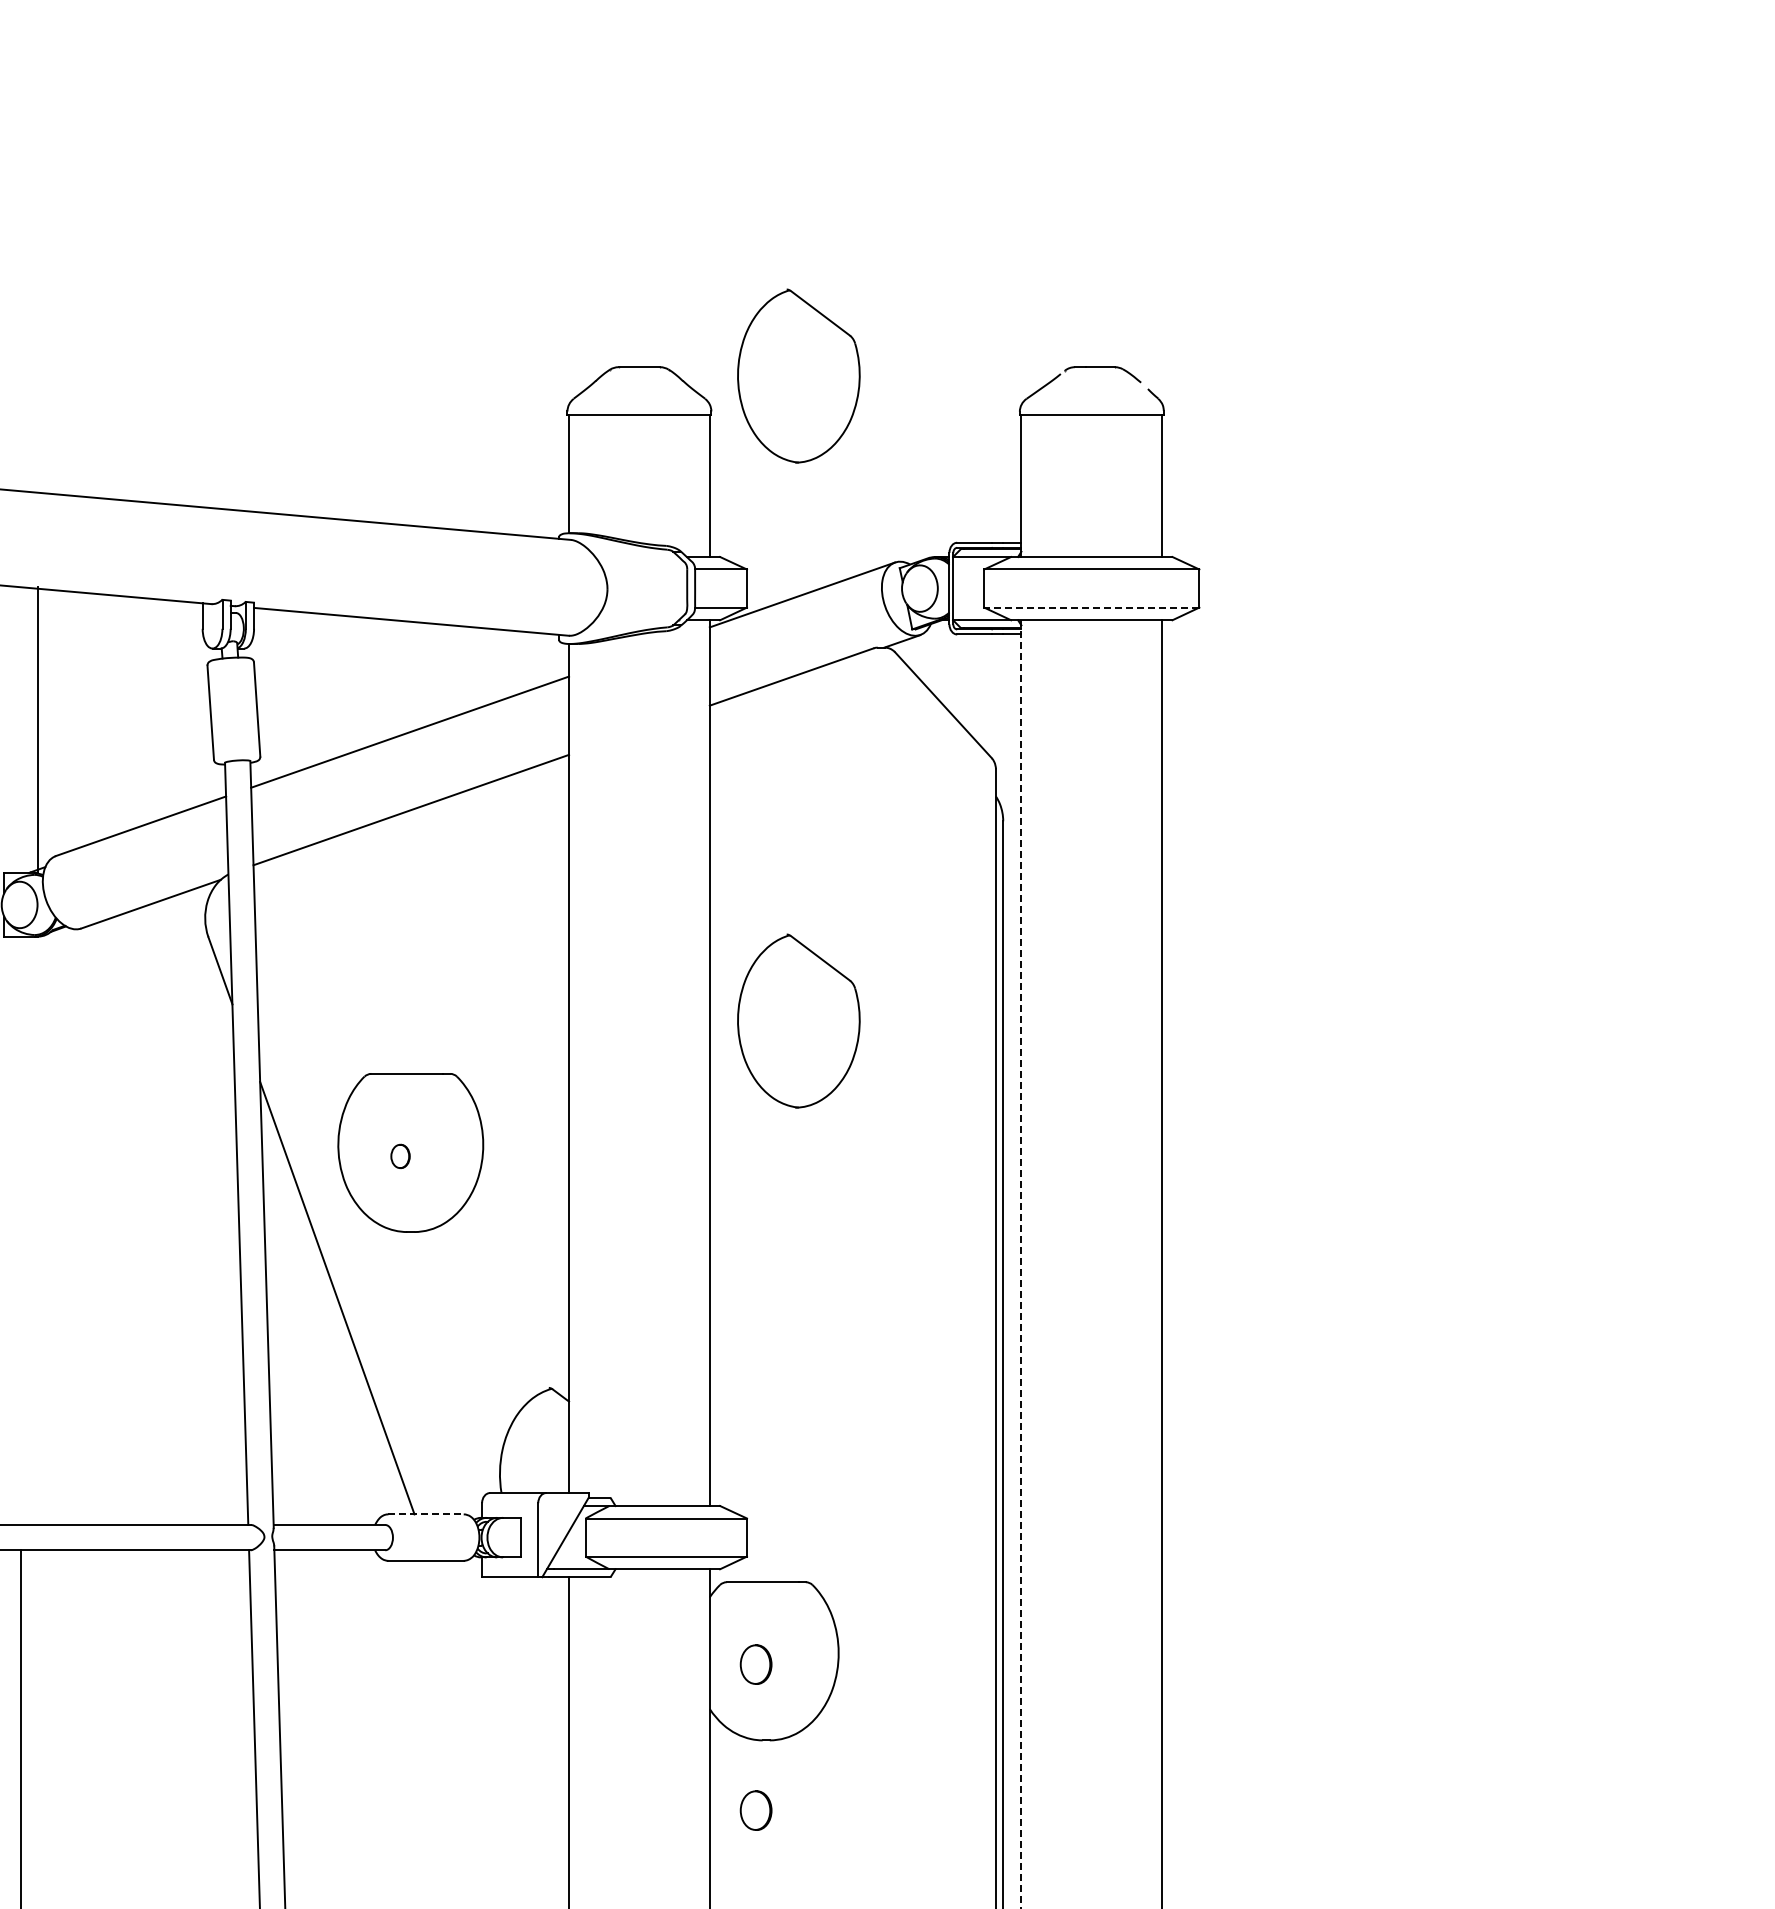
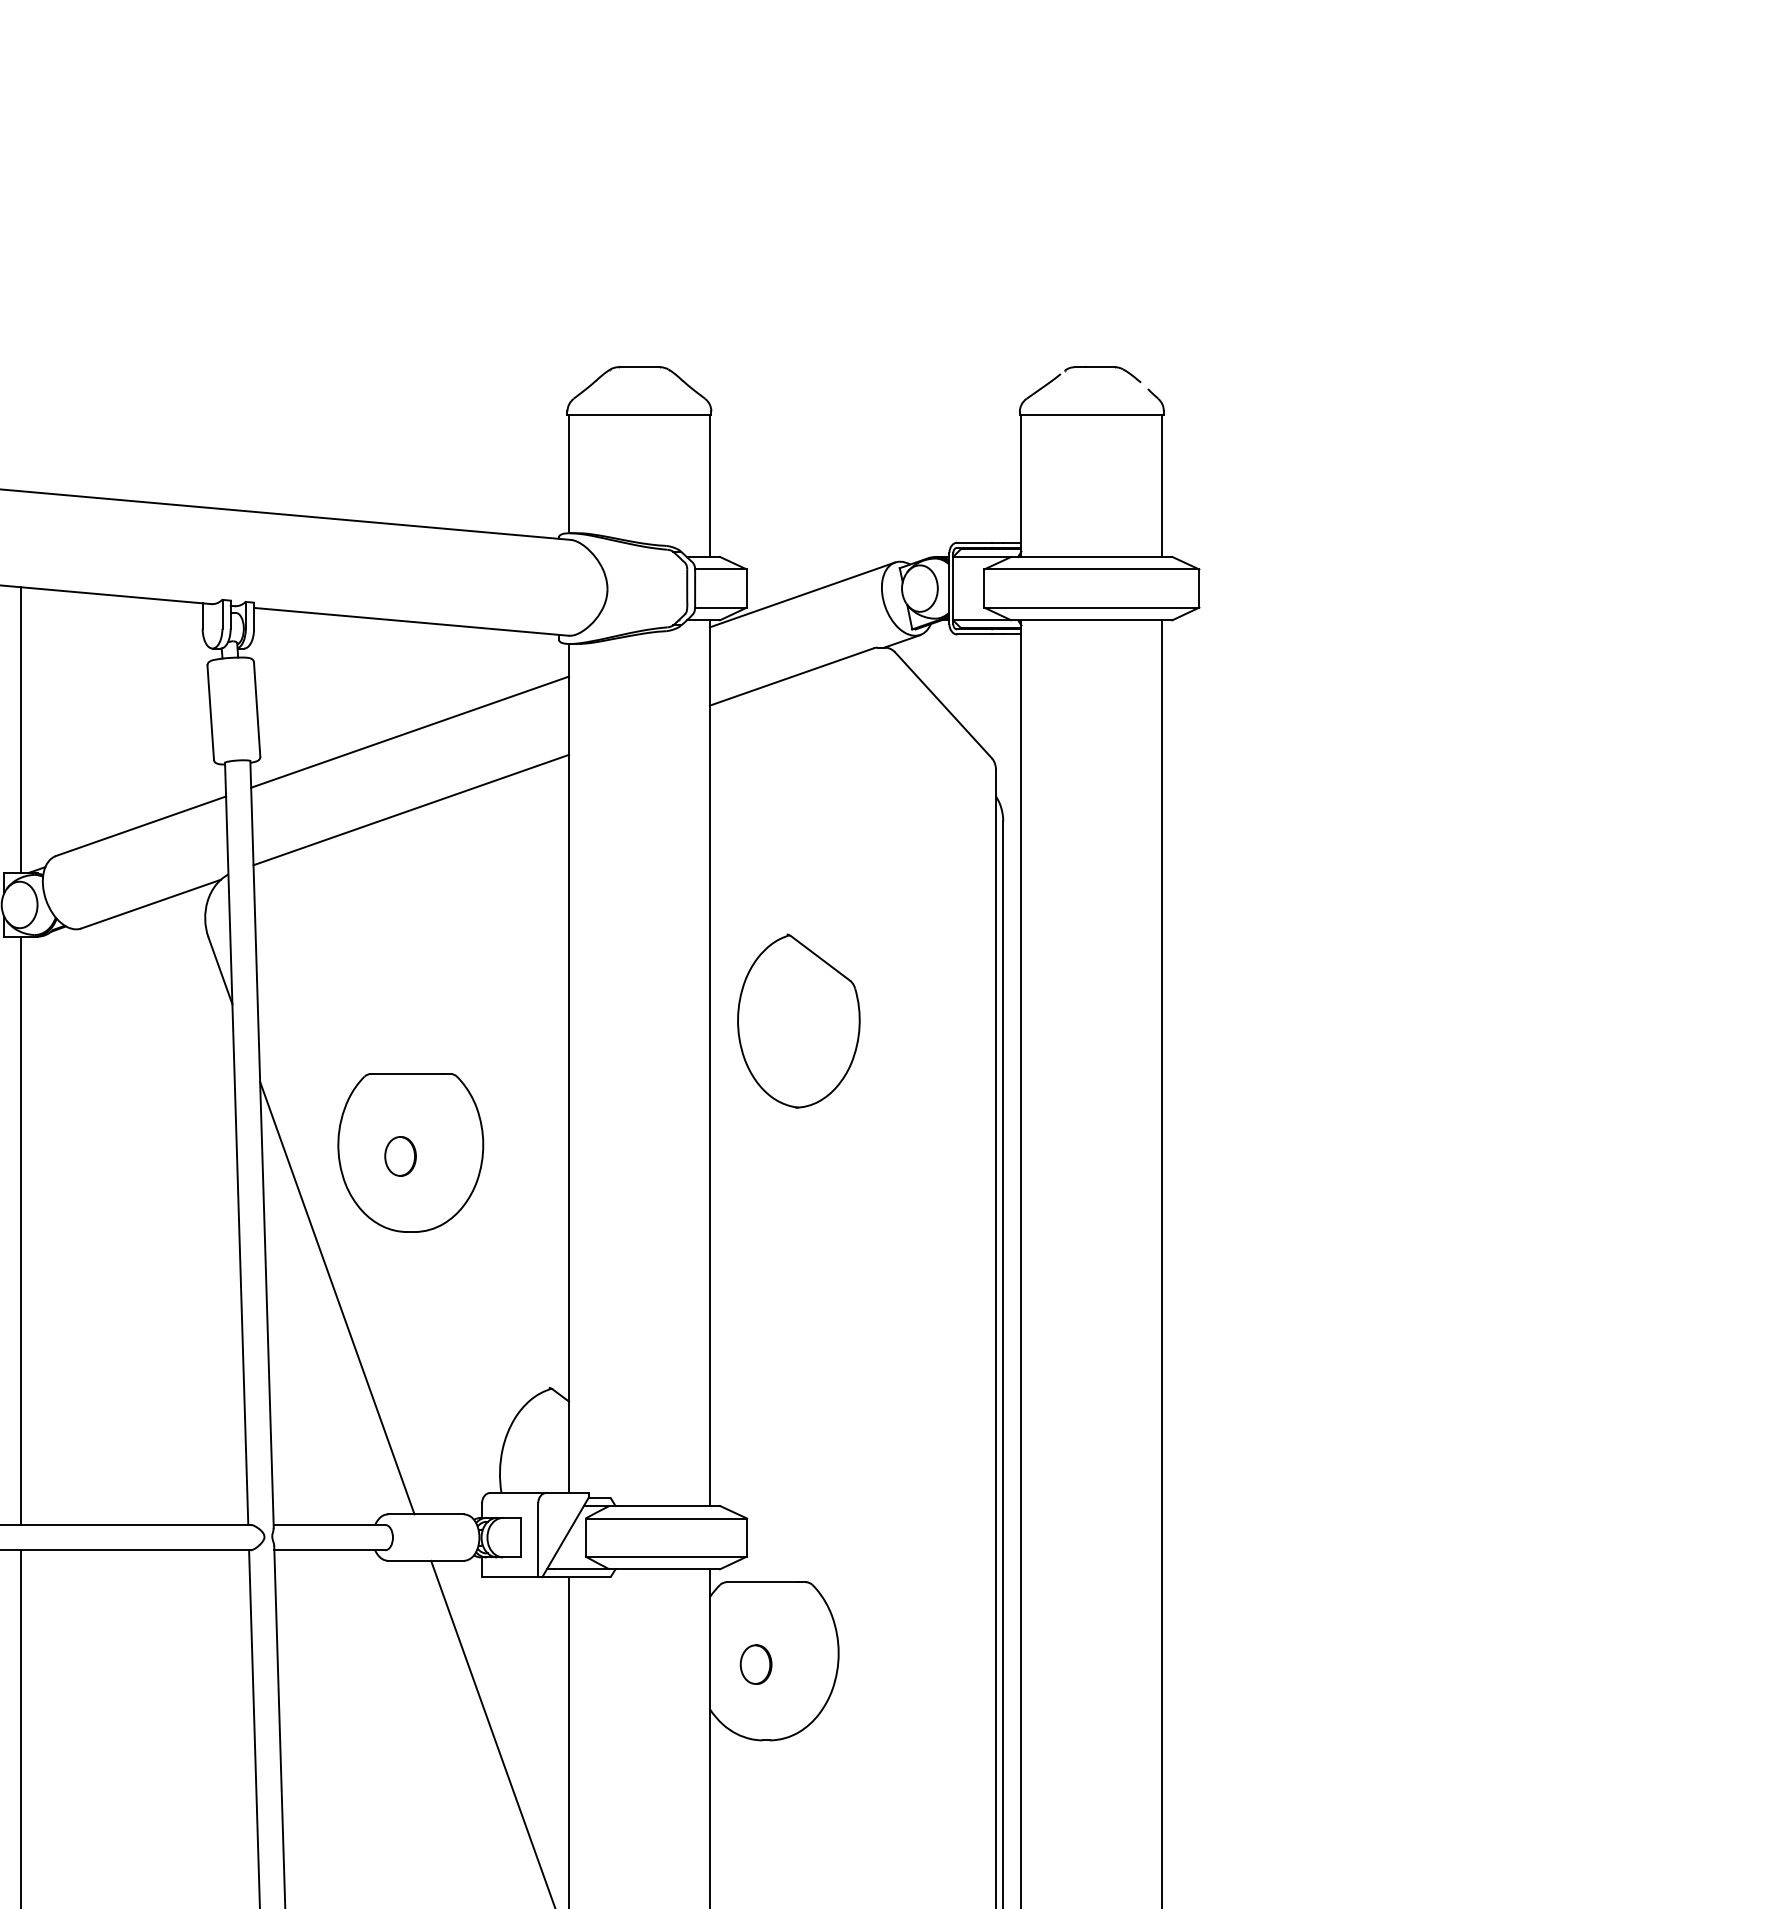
part: present -> none (798, 375)
line: dashed -> solid (1091, 607)
line position: (37, 730) -> (20, 730) (20, 730)
part size: 21x26 px -> 33x41 px (400, 1156)
line: none -> present (20, 1230)
line: dashed -> solid (1021, 1265)
line: dashed -> solid (426, 1514)
line: none -> present (492, 1732)
part: present -> none (755, 1810)
